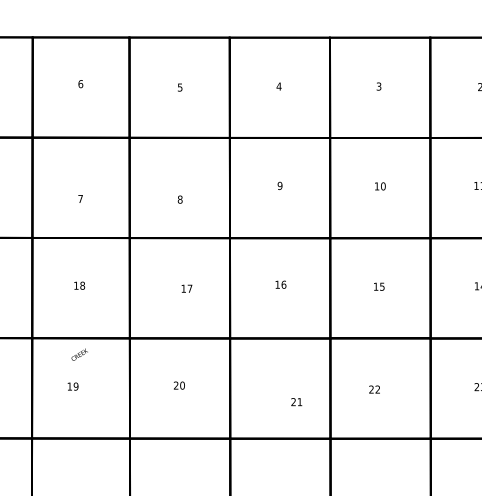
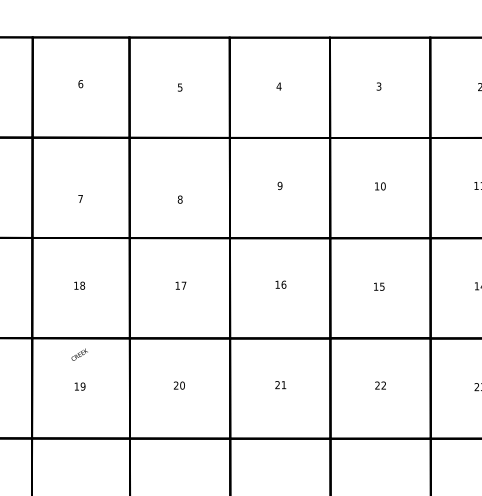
text position: (186, 288) -> (180, 285) (180, 285)
text position: (72, 386) -> (79, 386) (79, 386)
text position: (374, 389) -> (380, 385) (380, 385)
text position: (296, 402) -> (280, 385) (280, 385)
